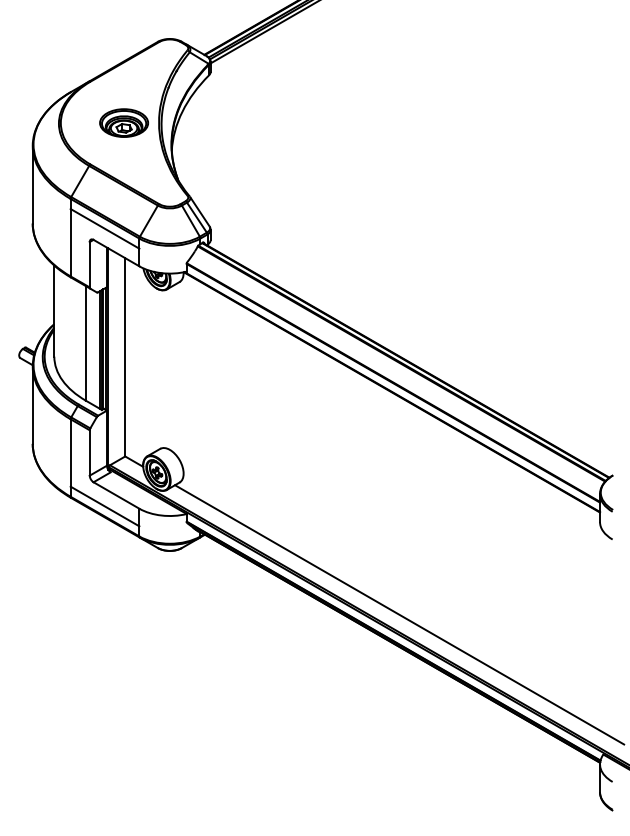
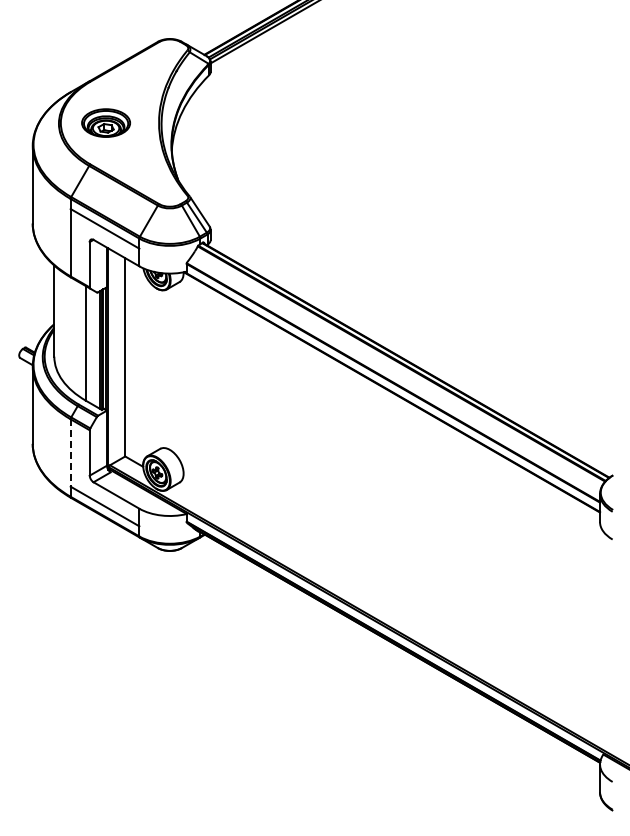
part position: (123, 122) -> (105, 122) (105, 122)
line: solid -> dashed (70, 452)
line: present -> none (399, 614)
